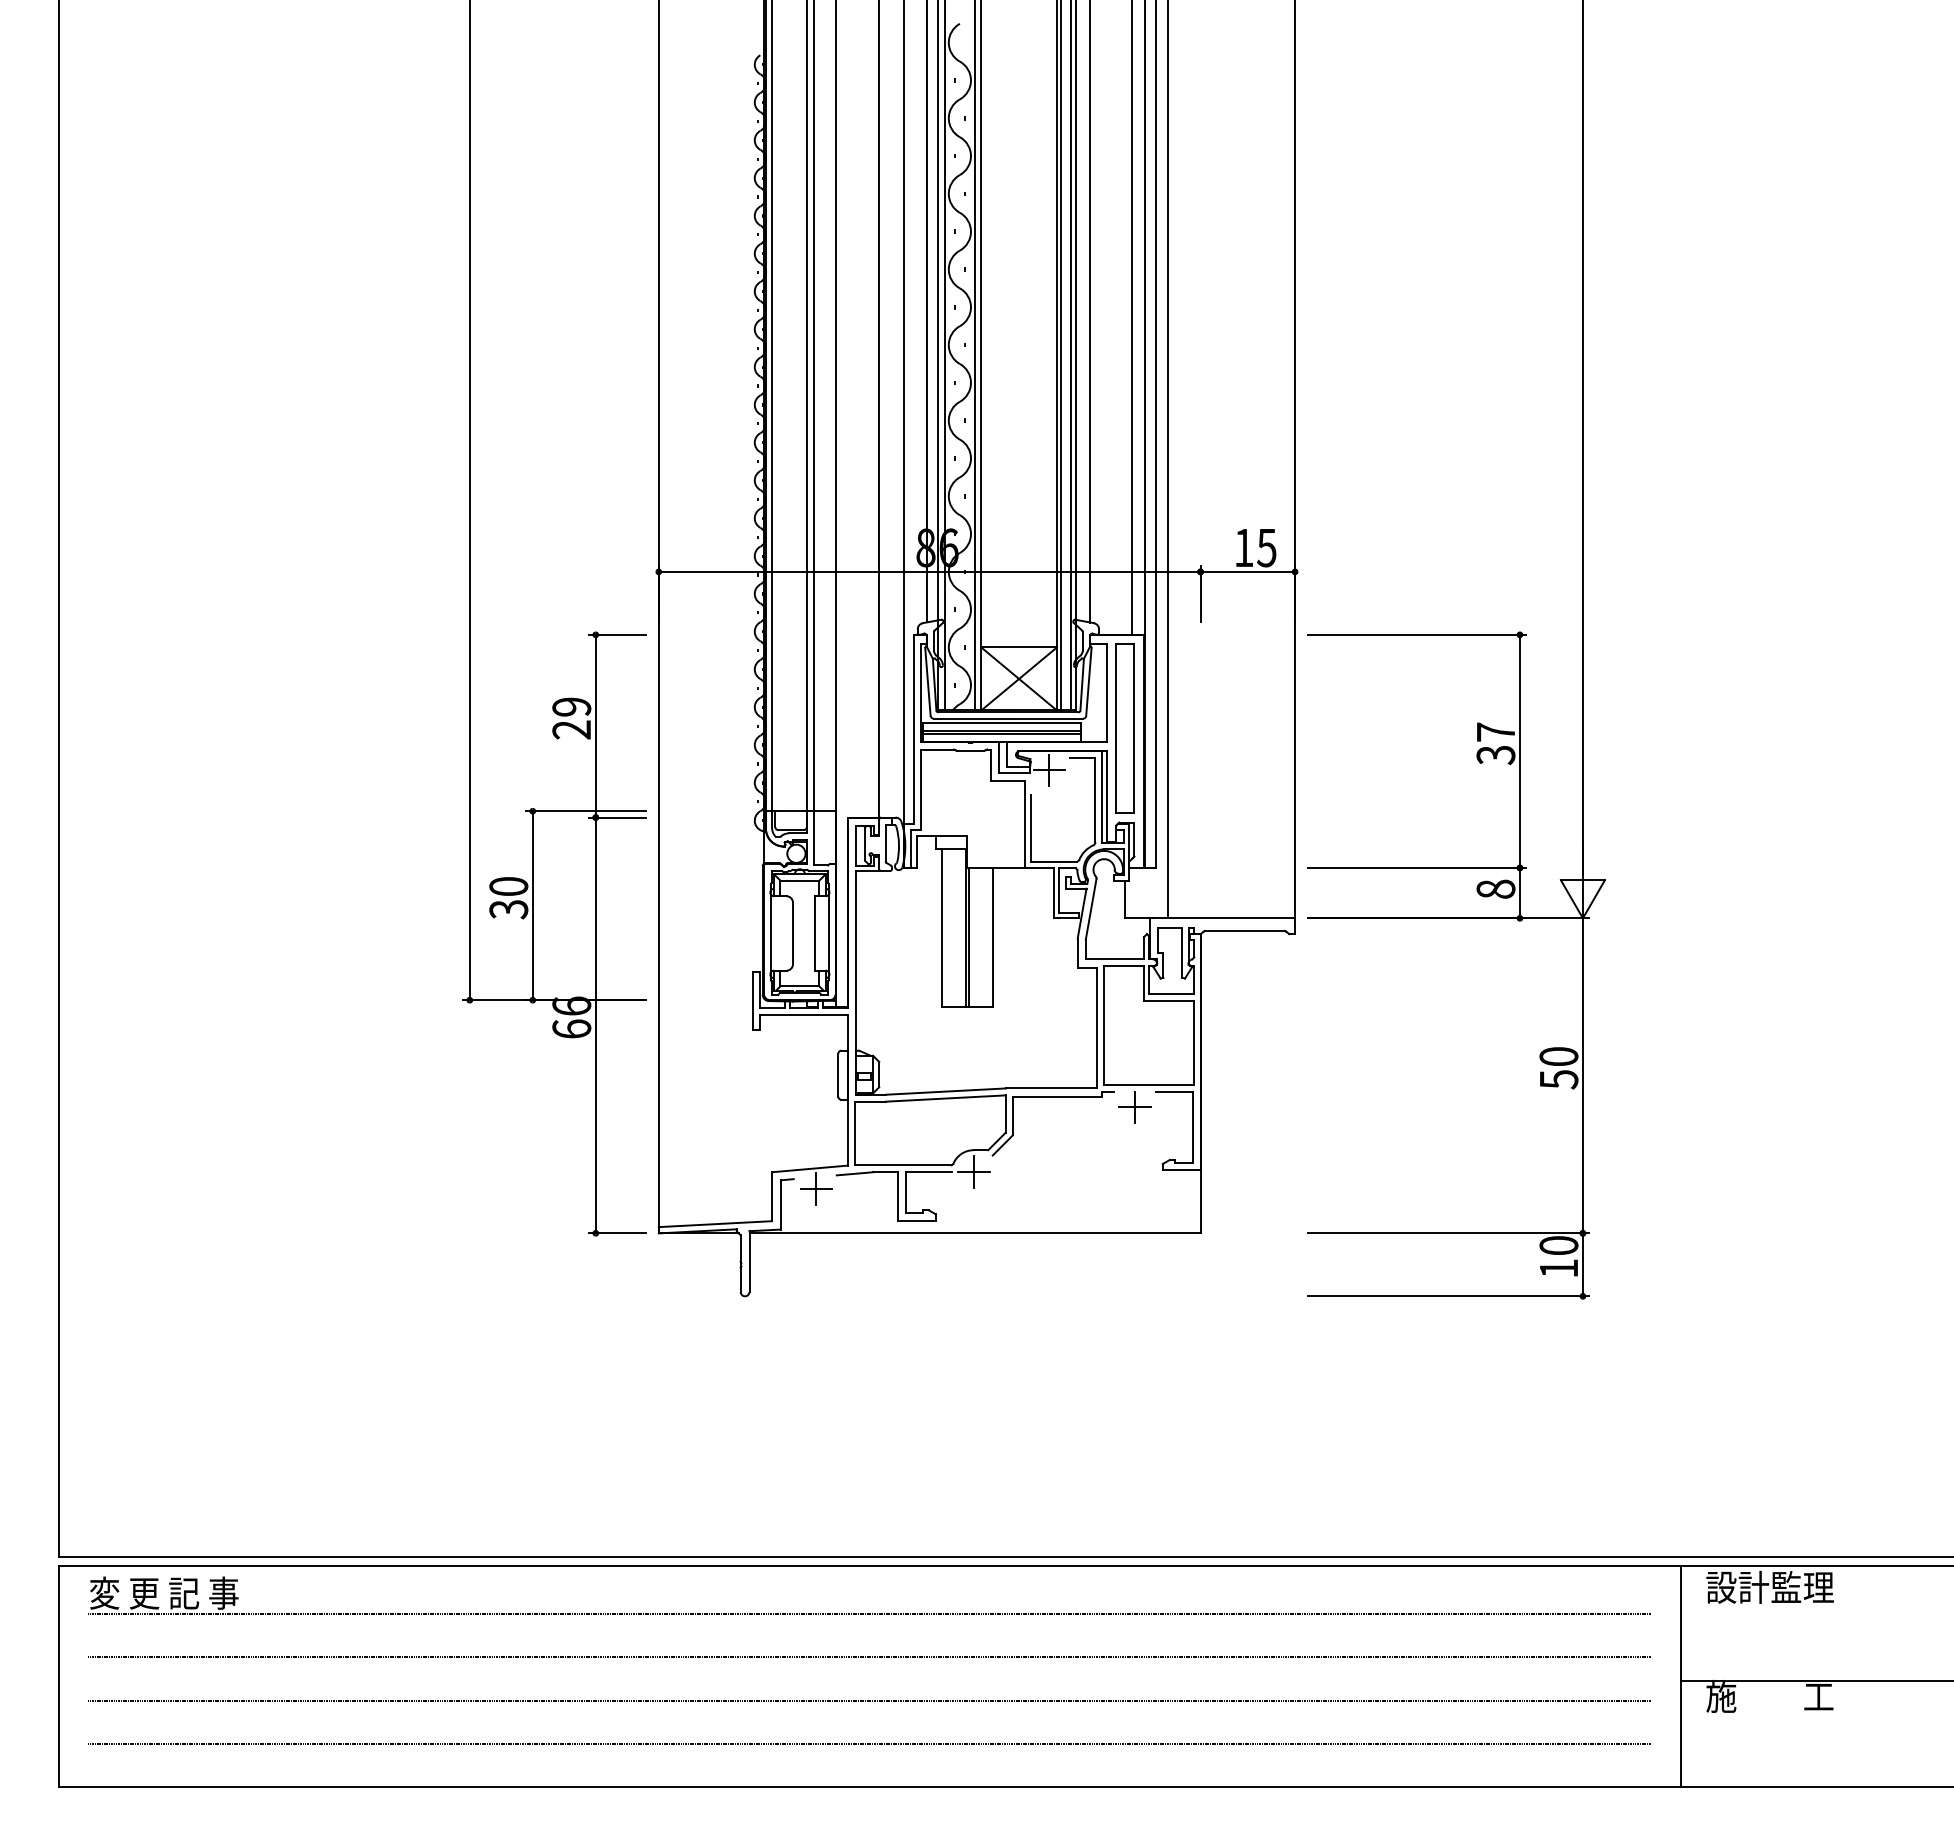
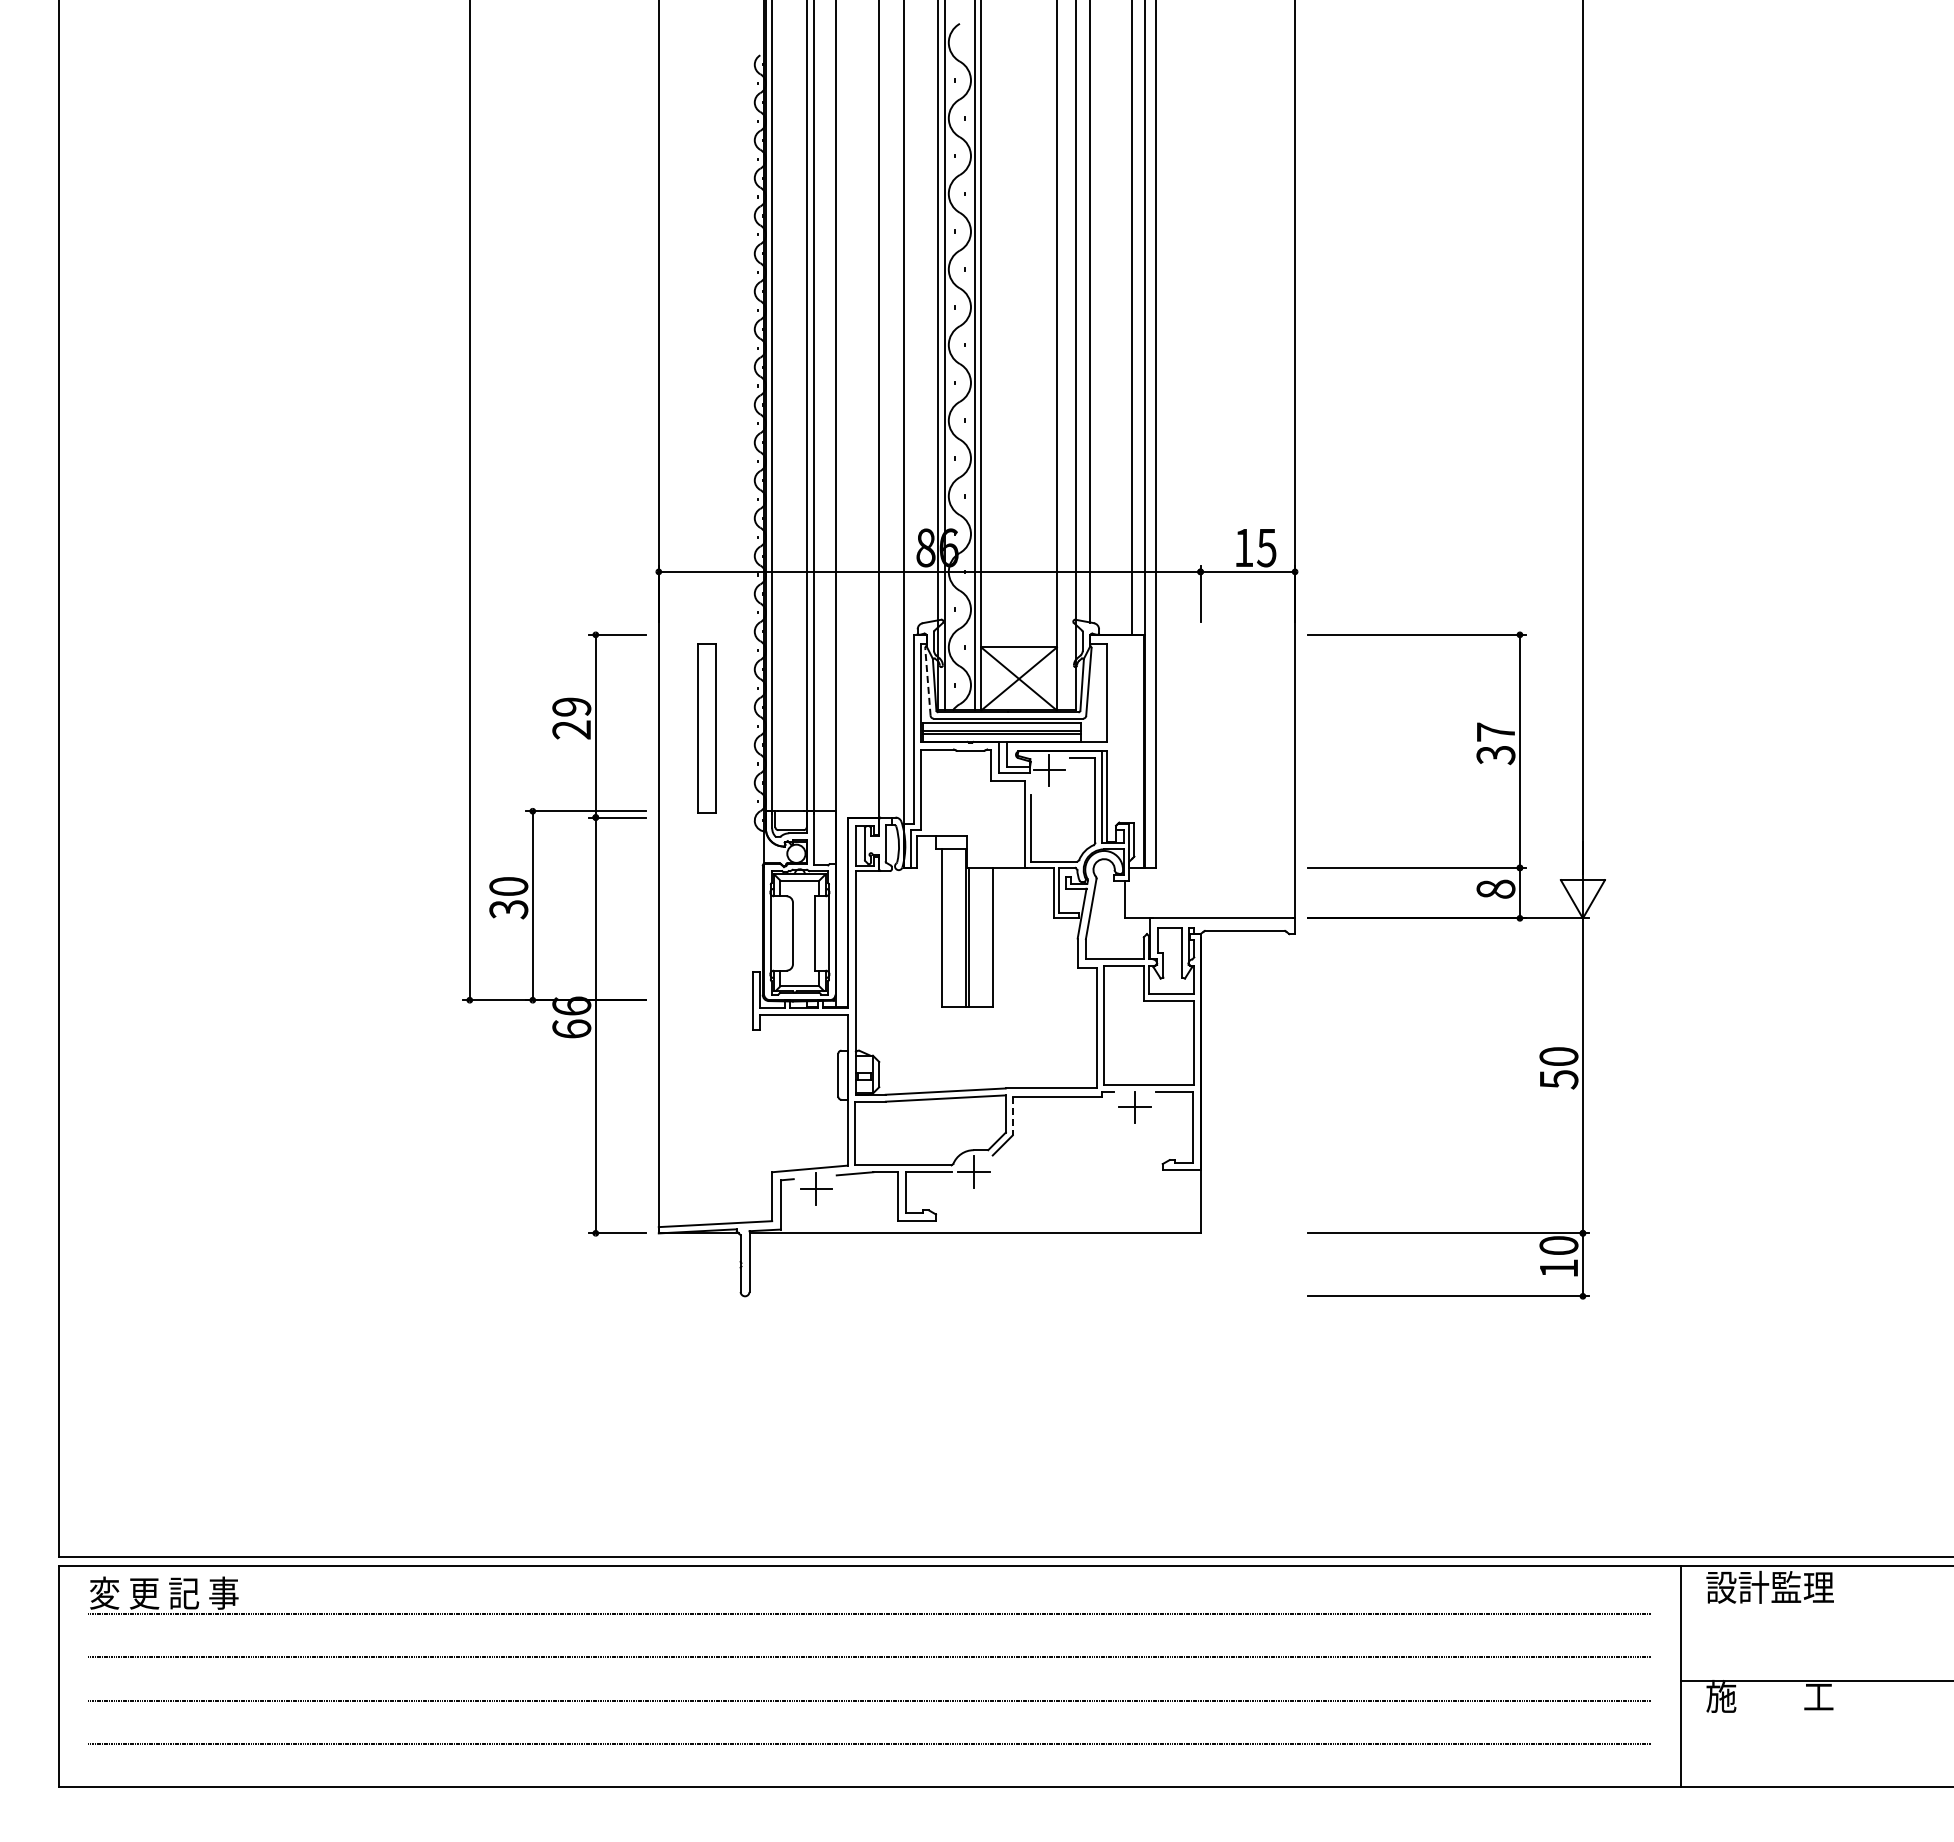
line: present -> none (926, 312)
line: present -> none (1061, 356)
line: present -> none (1071, 356)
line: present -> none (1167, 460)
line: solid -> dashed (927, 682)
part position: (1124, 728) -> (706, 728) (706, 728)
line: solid -> dashed (1012, 1116)
